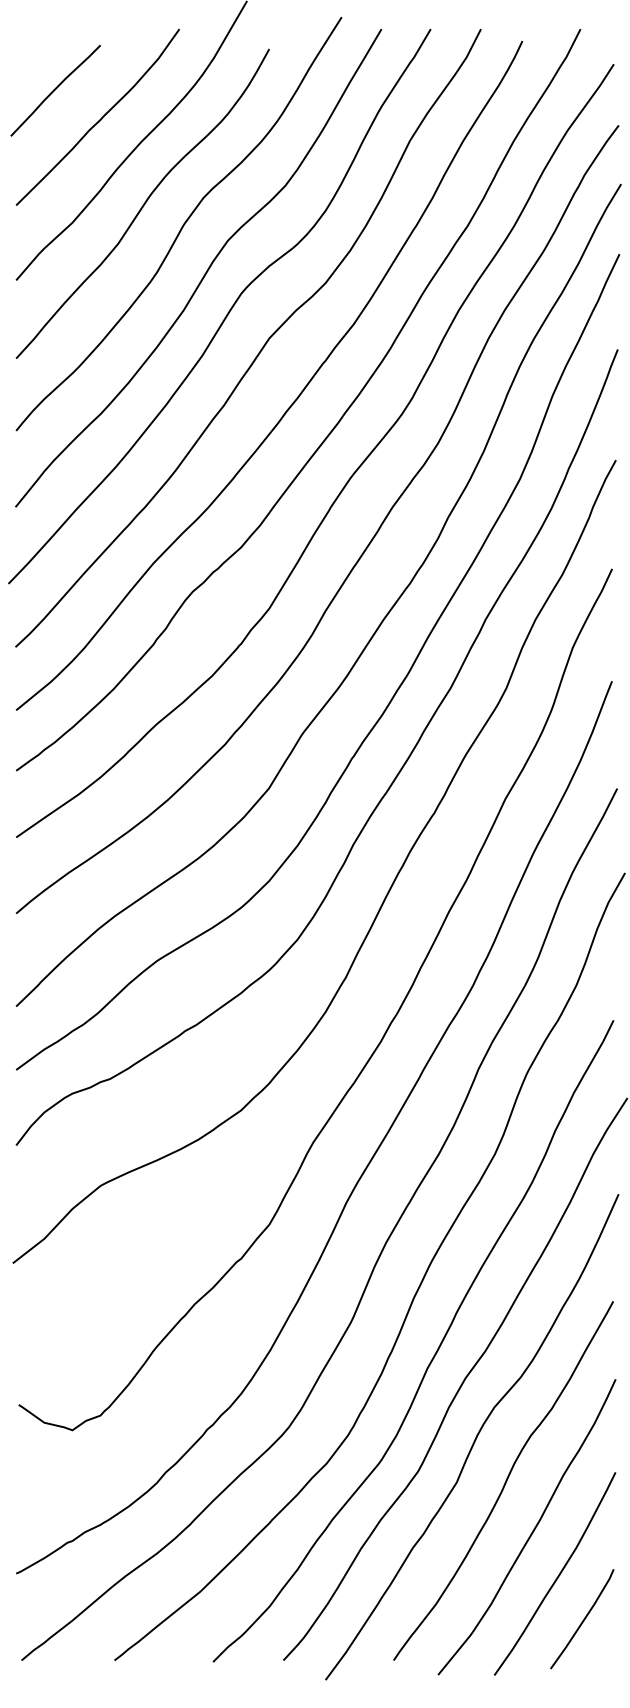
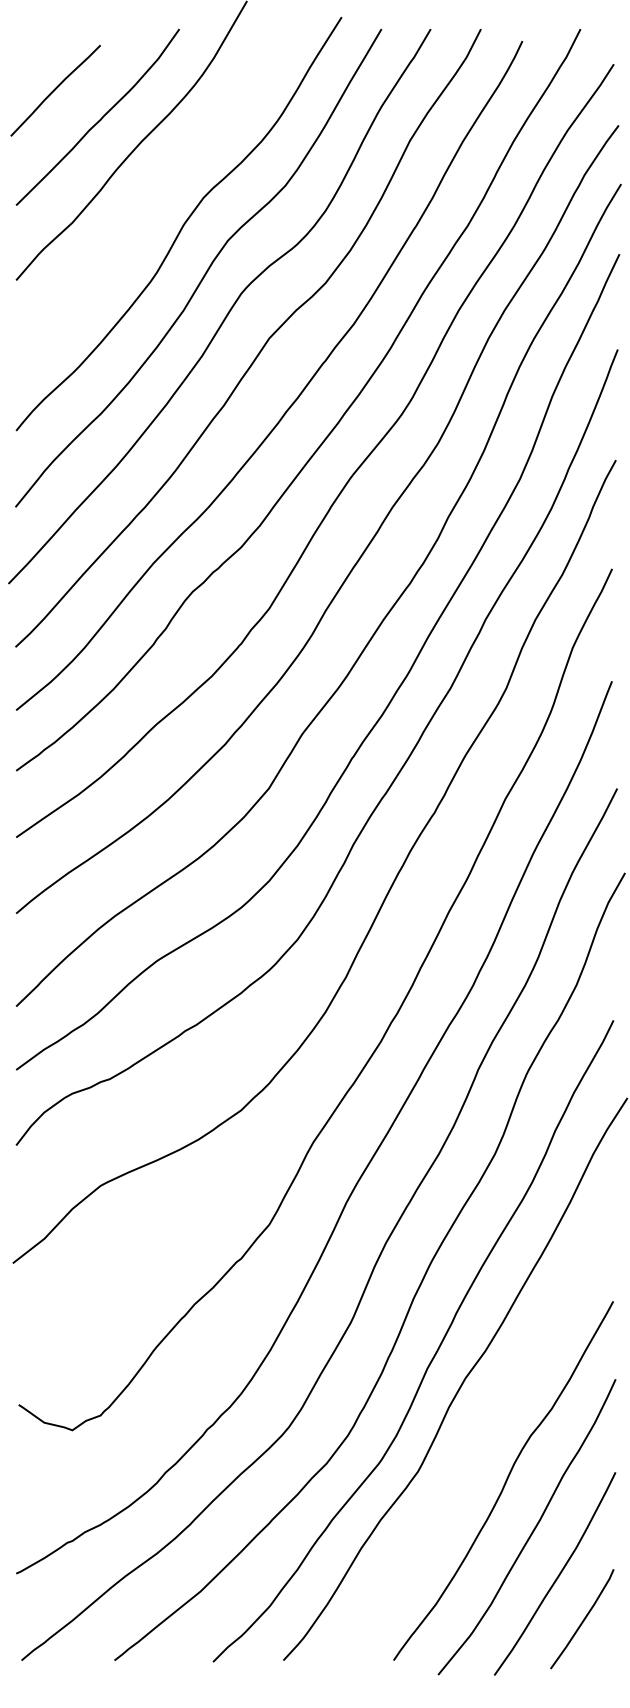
curve: present -> none (143, 203)
curve: present -> none (474, 1439)
